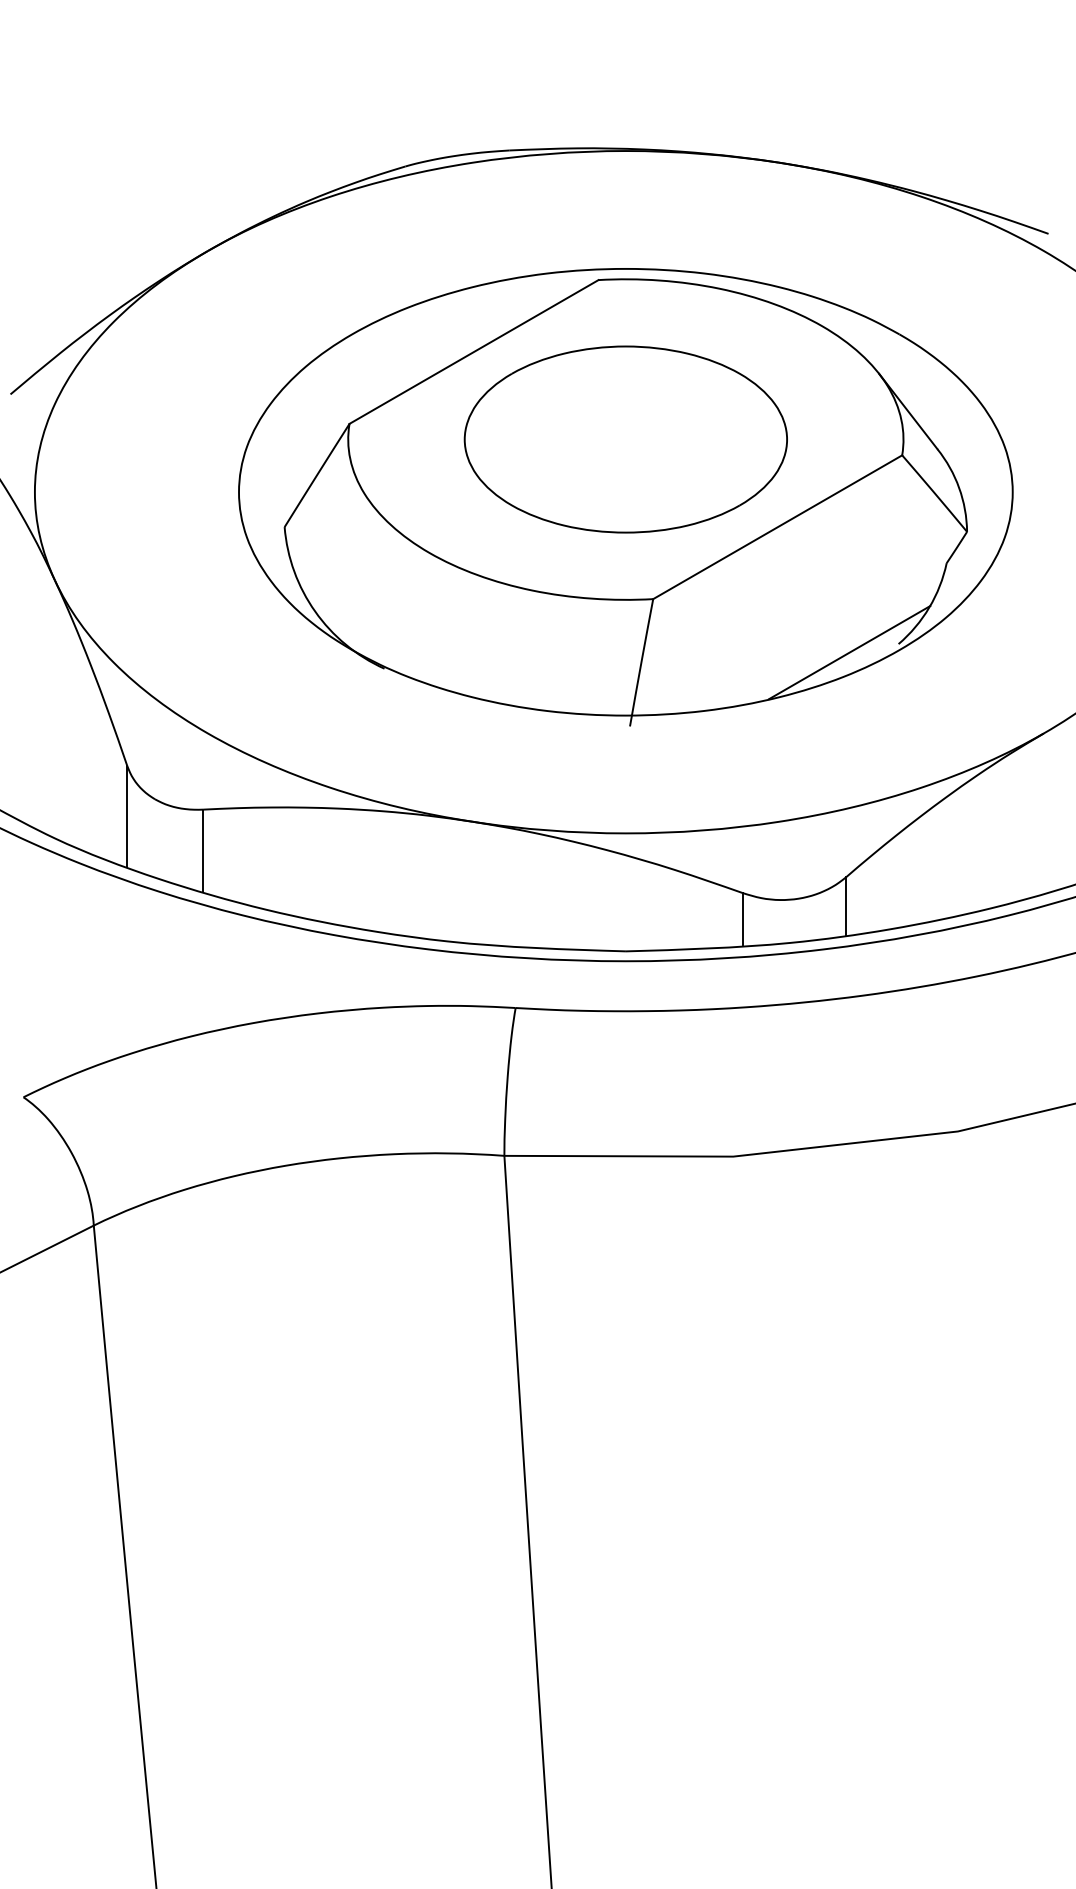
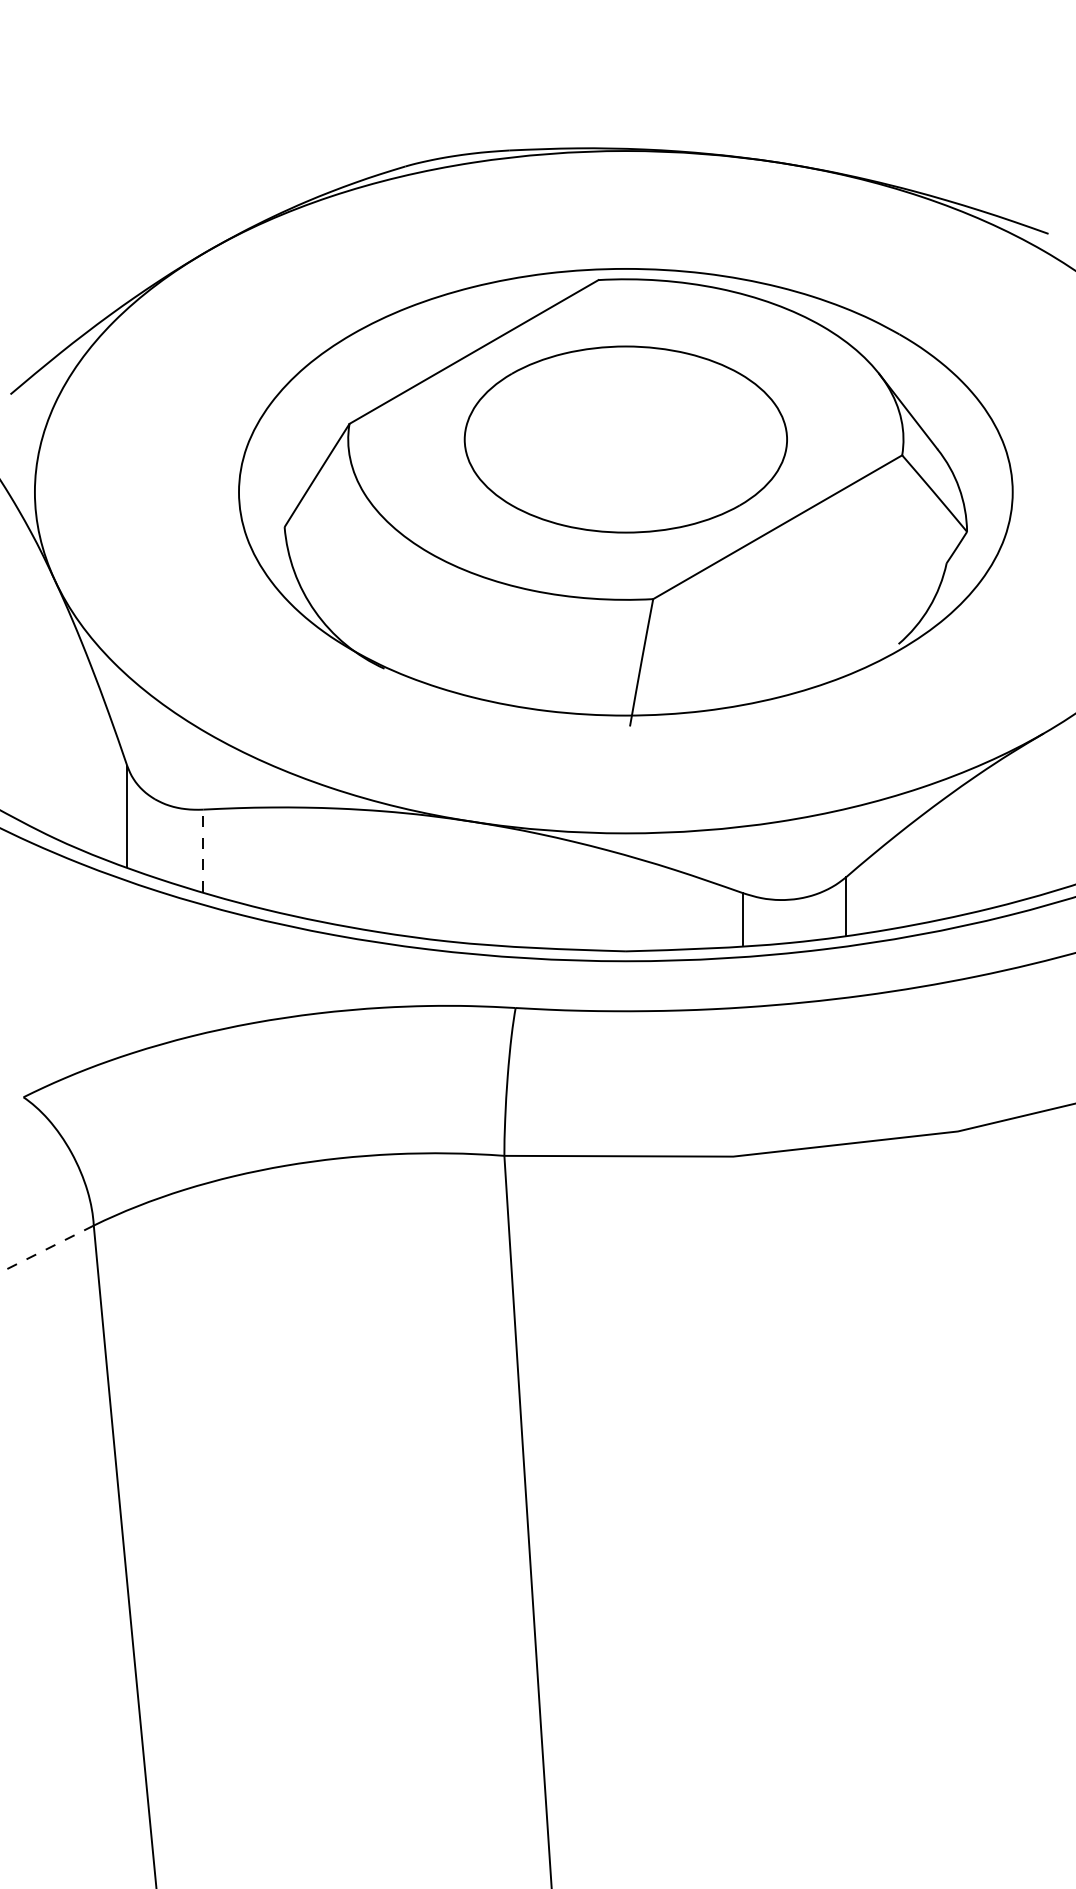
line: present -> none (849, 652)
line: solid -> dashed (203, 850)
line: solid -> dashed (47, 1248)
